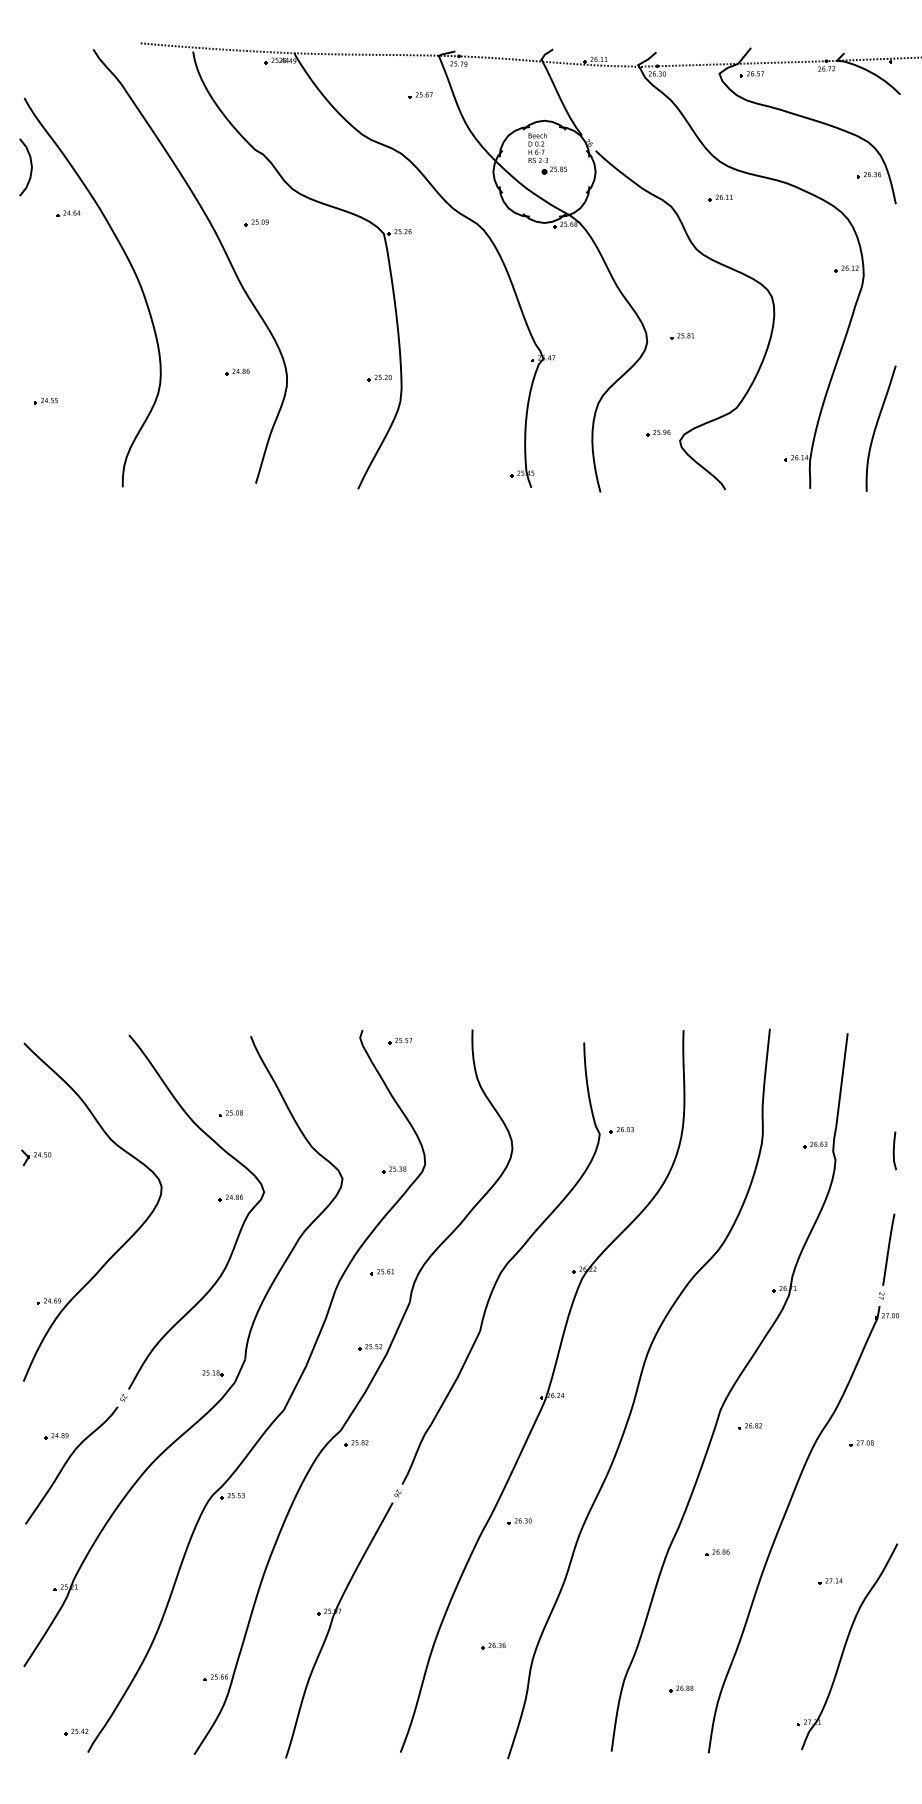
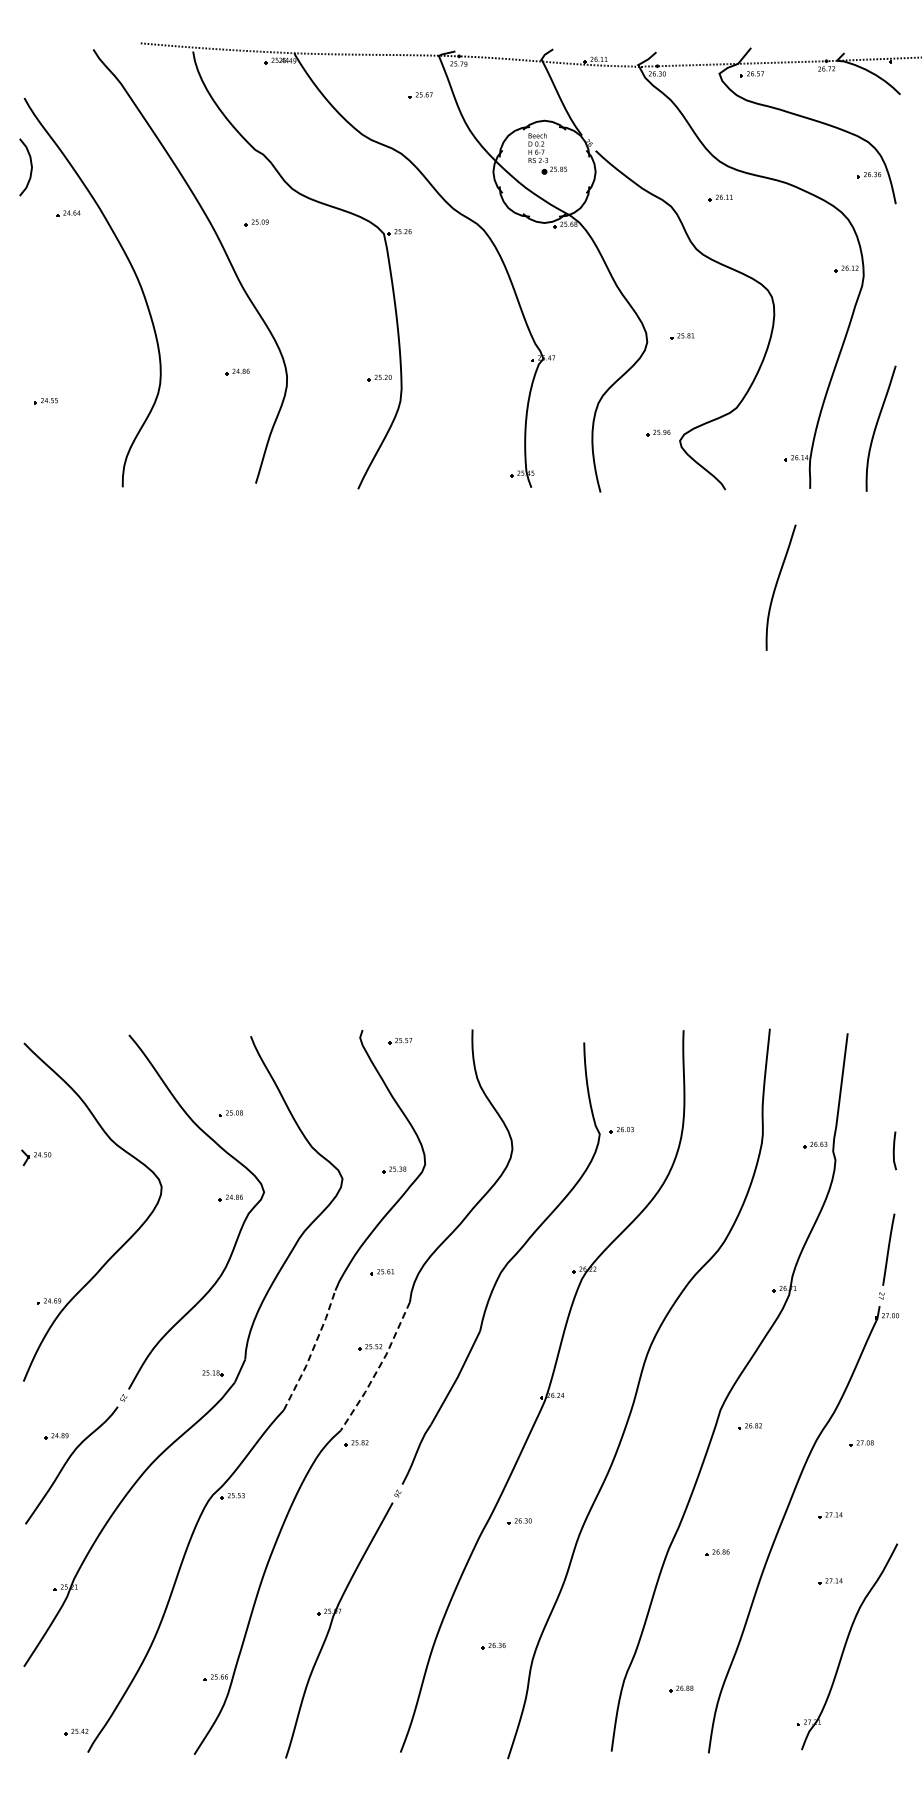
curve: none -> present (776, 587)
line: solid -> dashed (312, 1351)
line: solid -> dashed (378, 1368)
part: none -> present (830, 1515)
